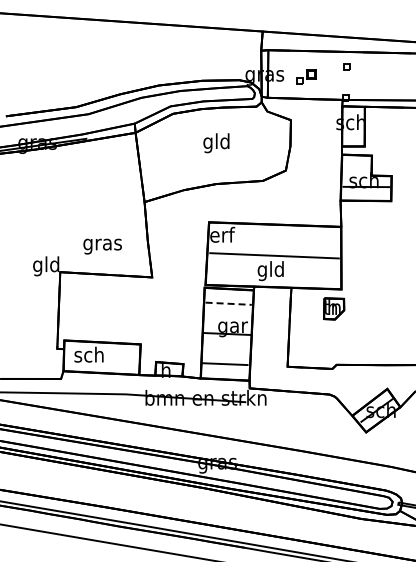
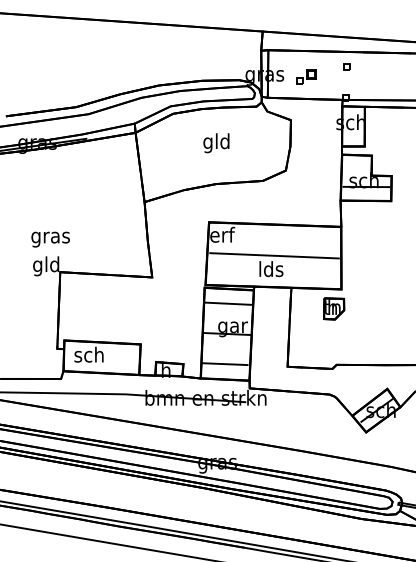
text position: (102, 246) -> (50, 239) (50, 239)
text: gld -> lds (270, 271)
line: dashed -> solid (229, 303)
